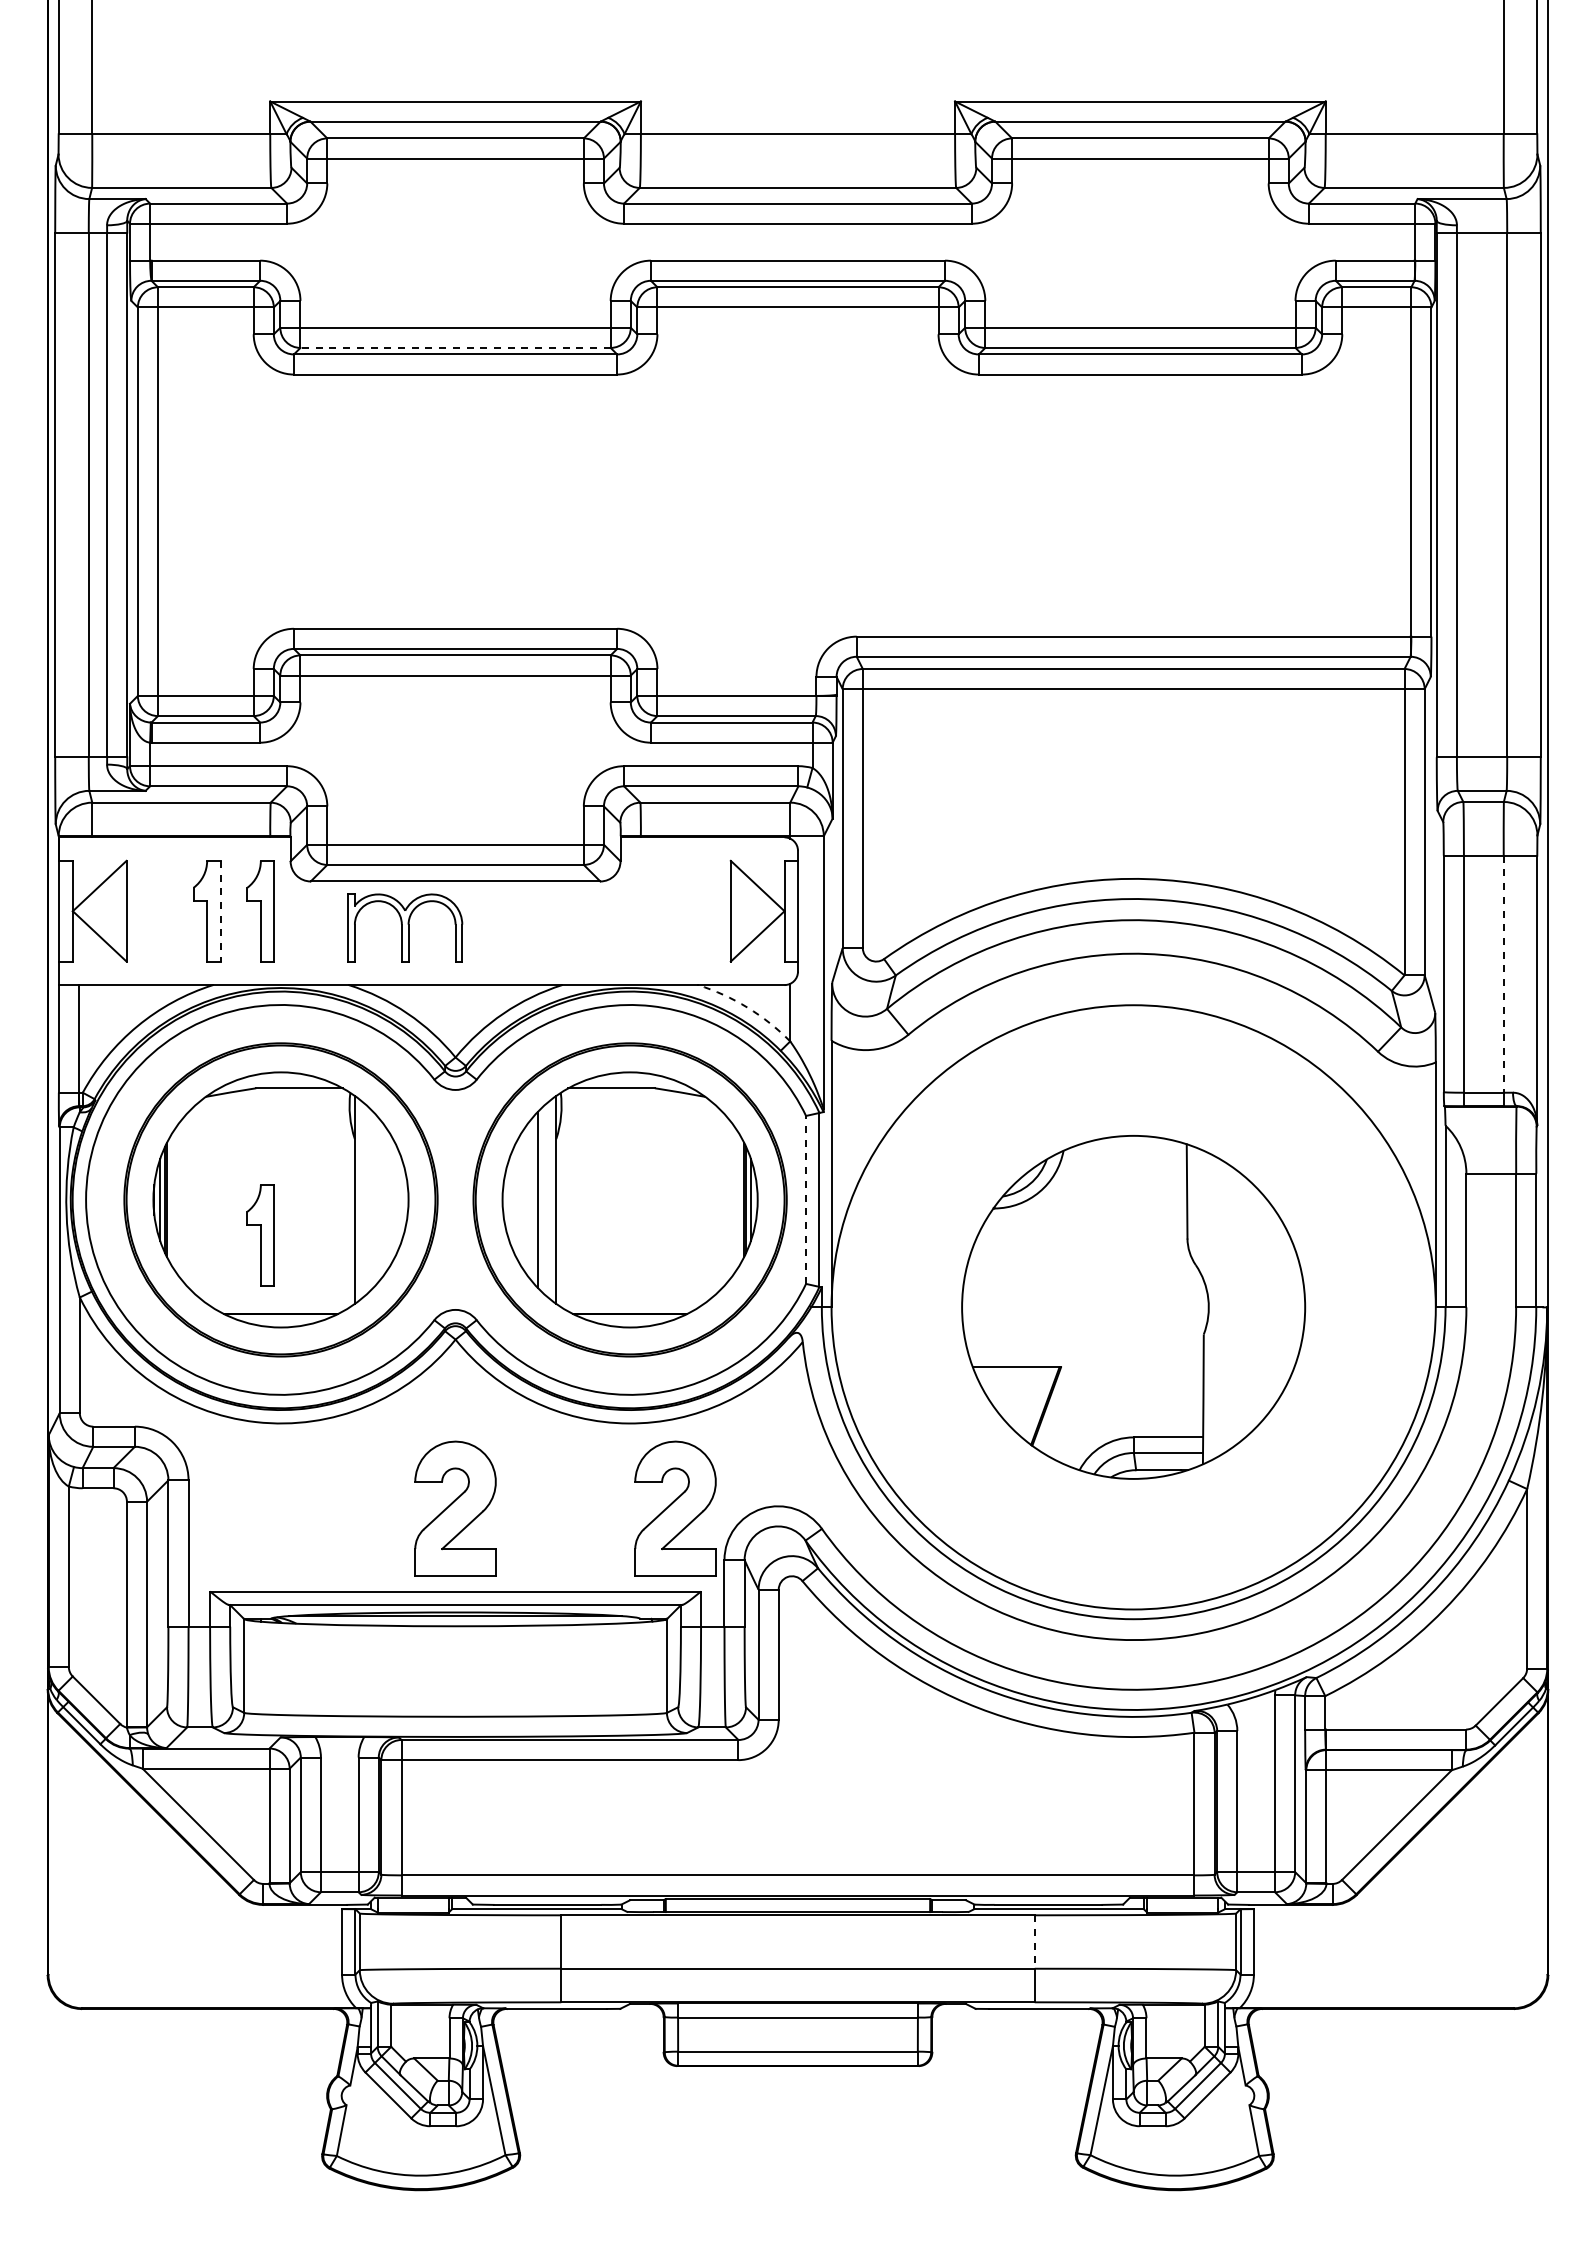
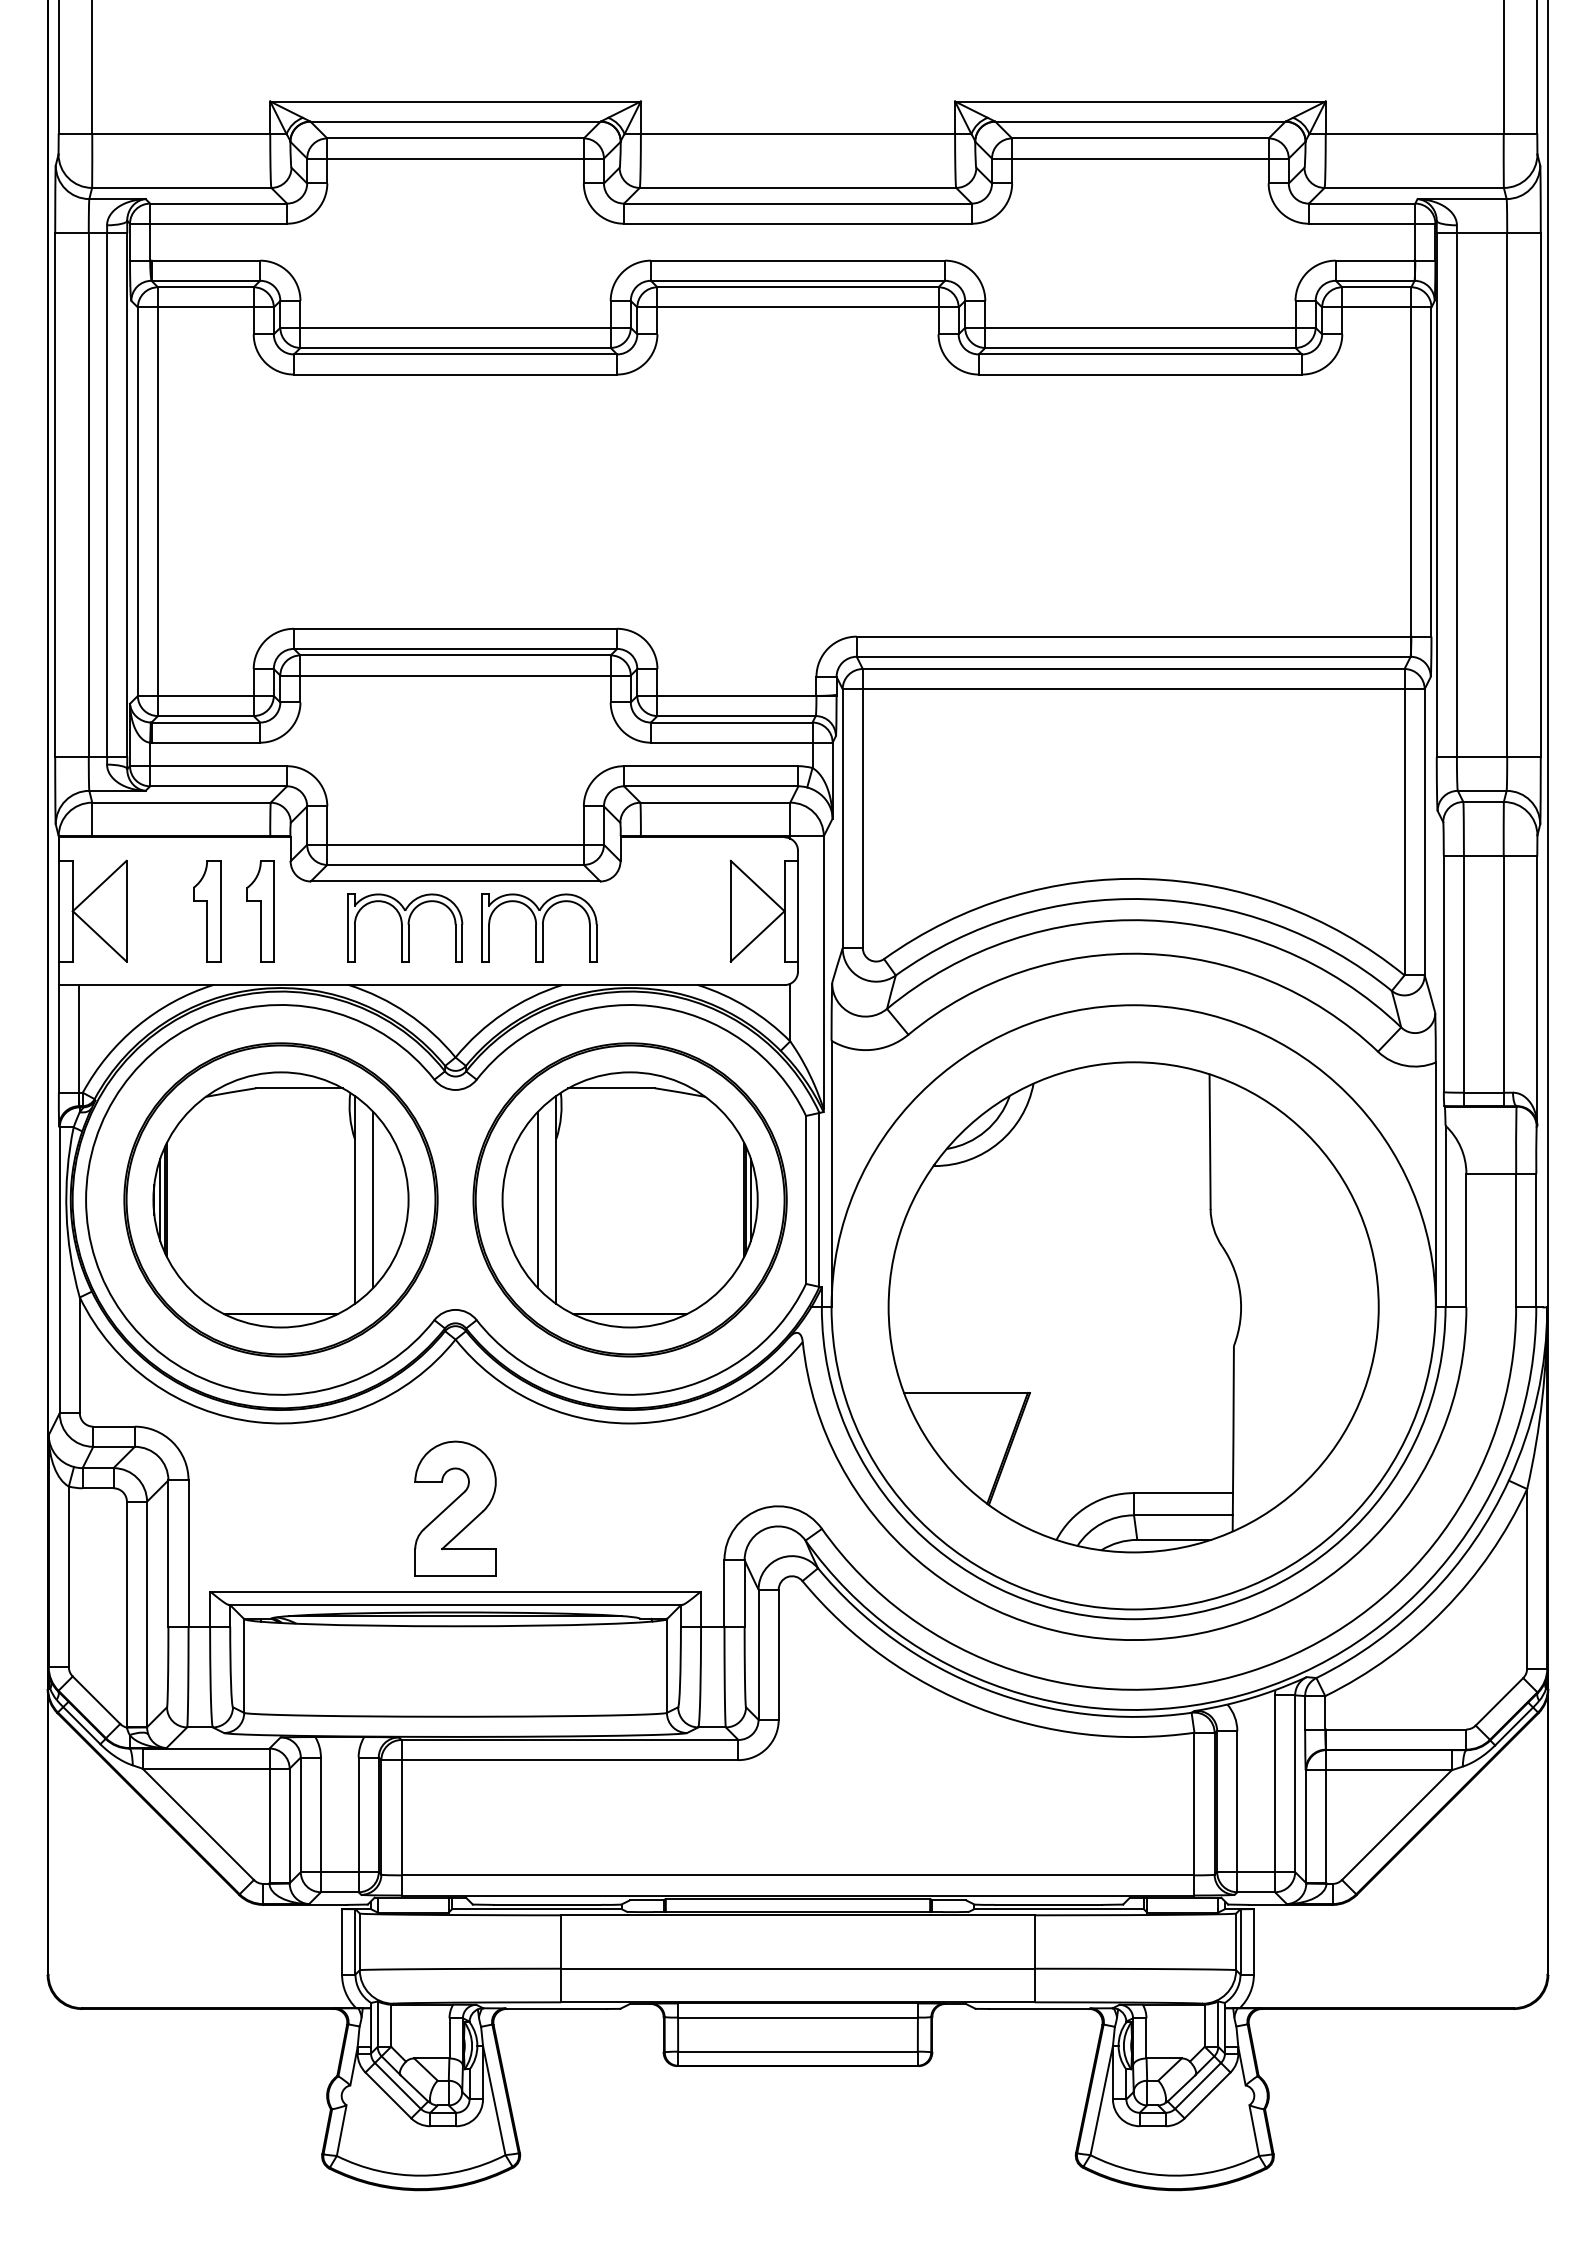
line: dashed -> solid (455, 347)
line: dashed -> solid (220, 911)
part: none -> present (539, 927)
line: dashed -> solid (1503, 974)
arc: dashed -> solid (747, 1007)
line: none -> present (373, 1199)
line: dashed -> solid (806, 1199)
part: present -> none (260, 1235)
part size: 346x345 px -> 493x493 px (1133, 1307)
part: present -> none (675, 1508)
line: dashed -> solid (1034, 1942)
